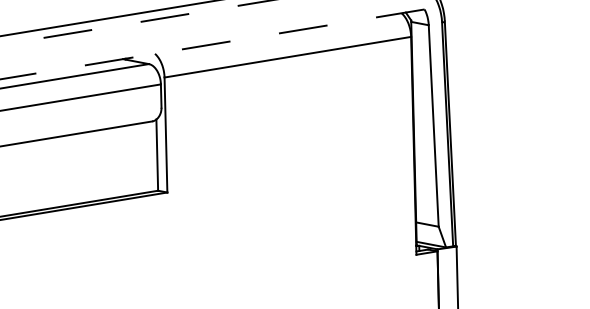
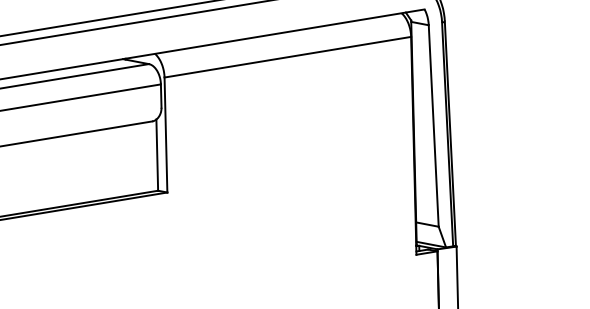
line: dashed -> solid (136, 22)
line: dashed -> solid (212, 44)
